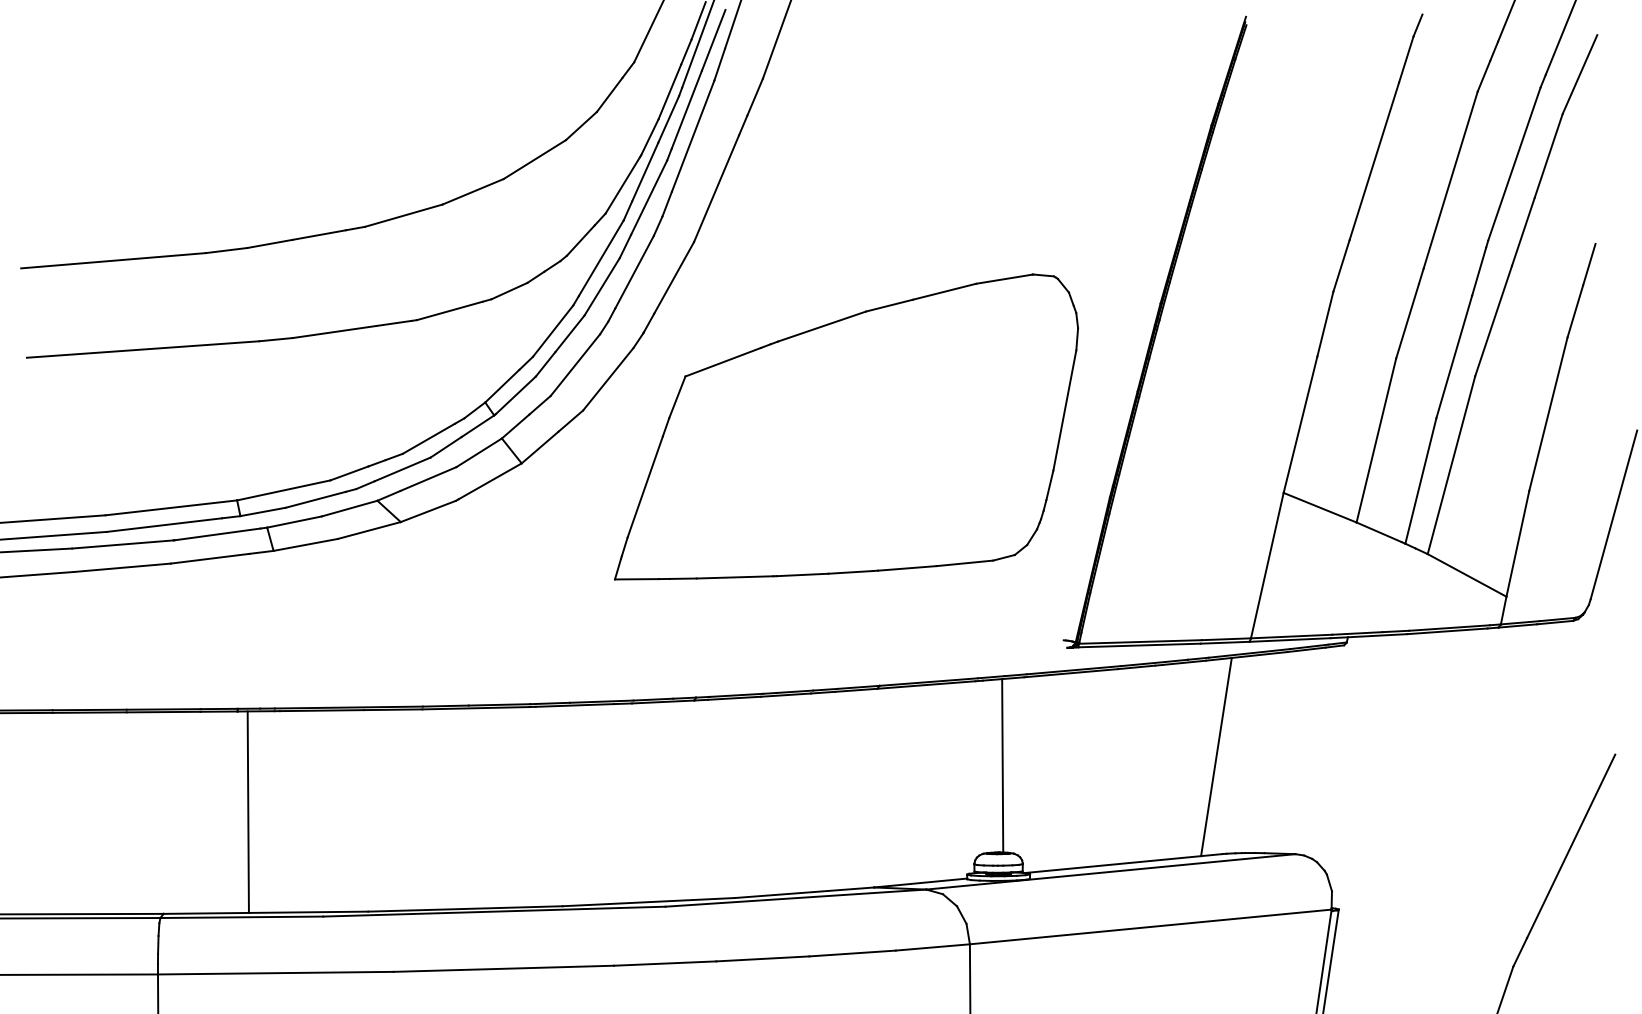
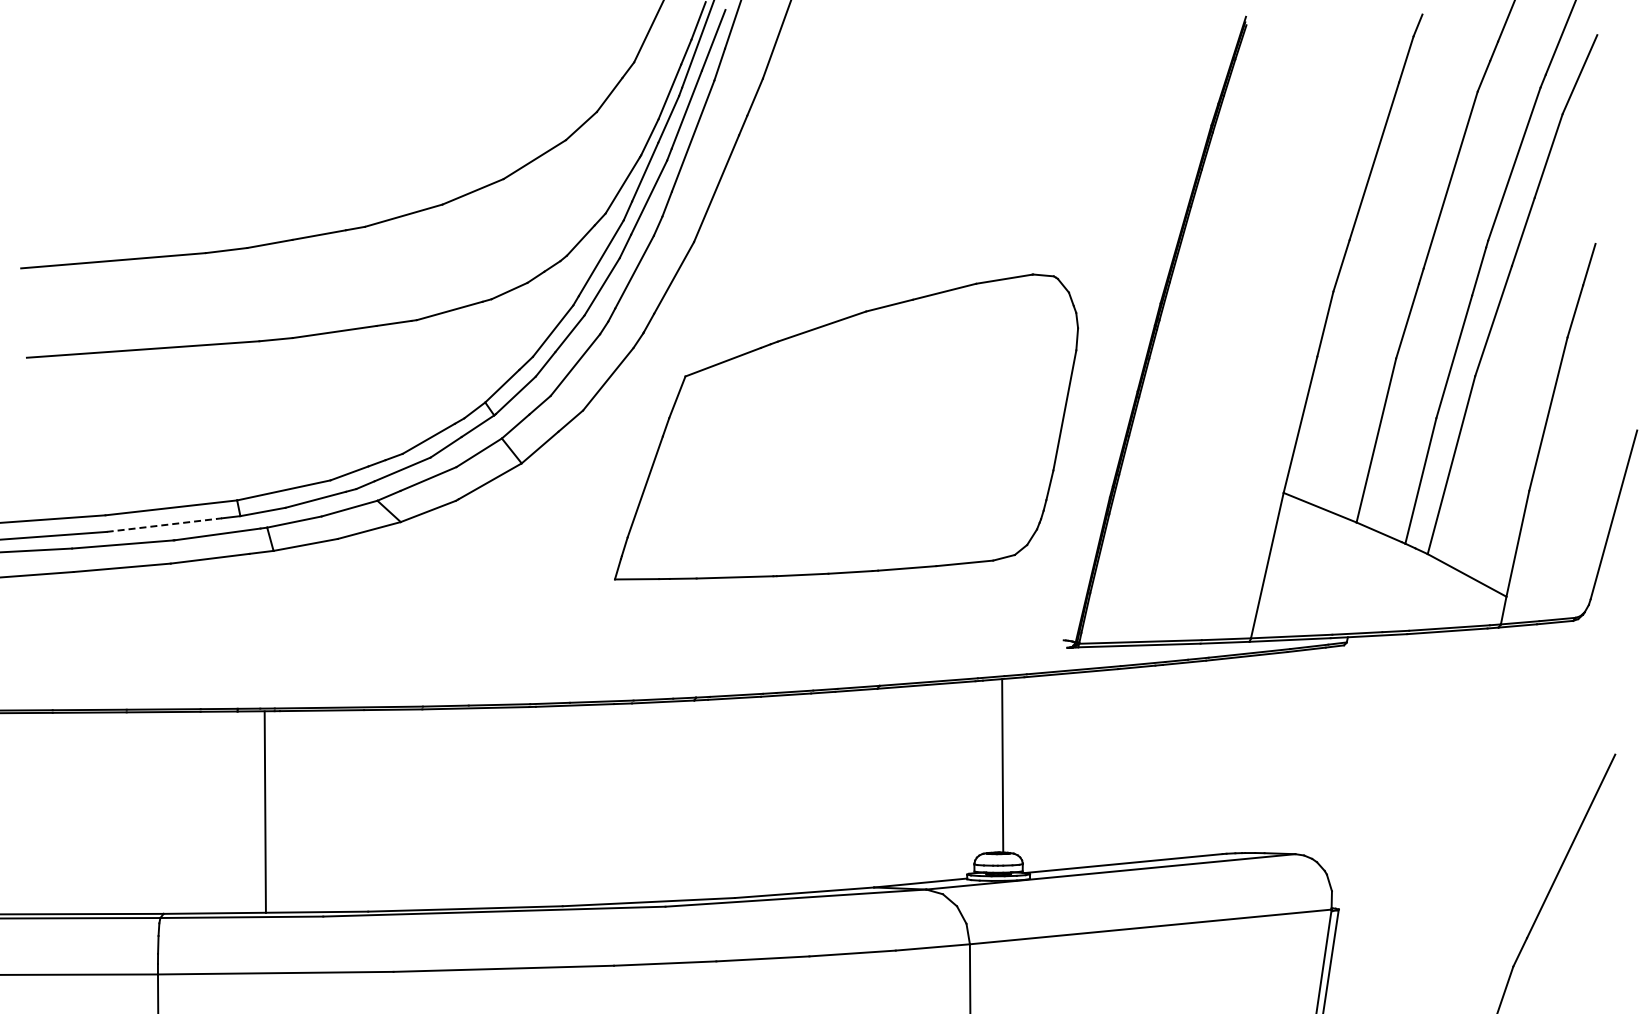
line: solid -> dashed (164, 525)
line: present -> none (1216, 756)
line position: (247, 811) -> (264, 811) (264, 811)
